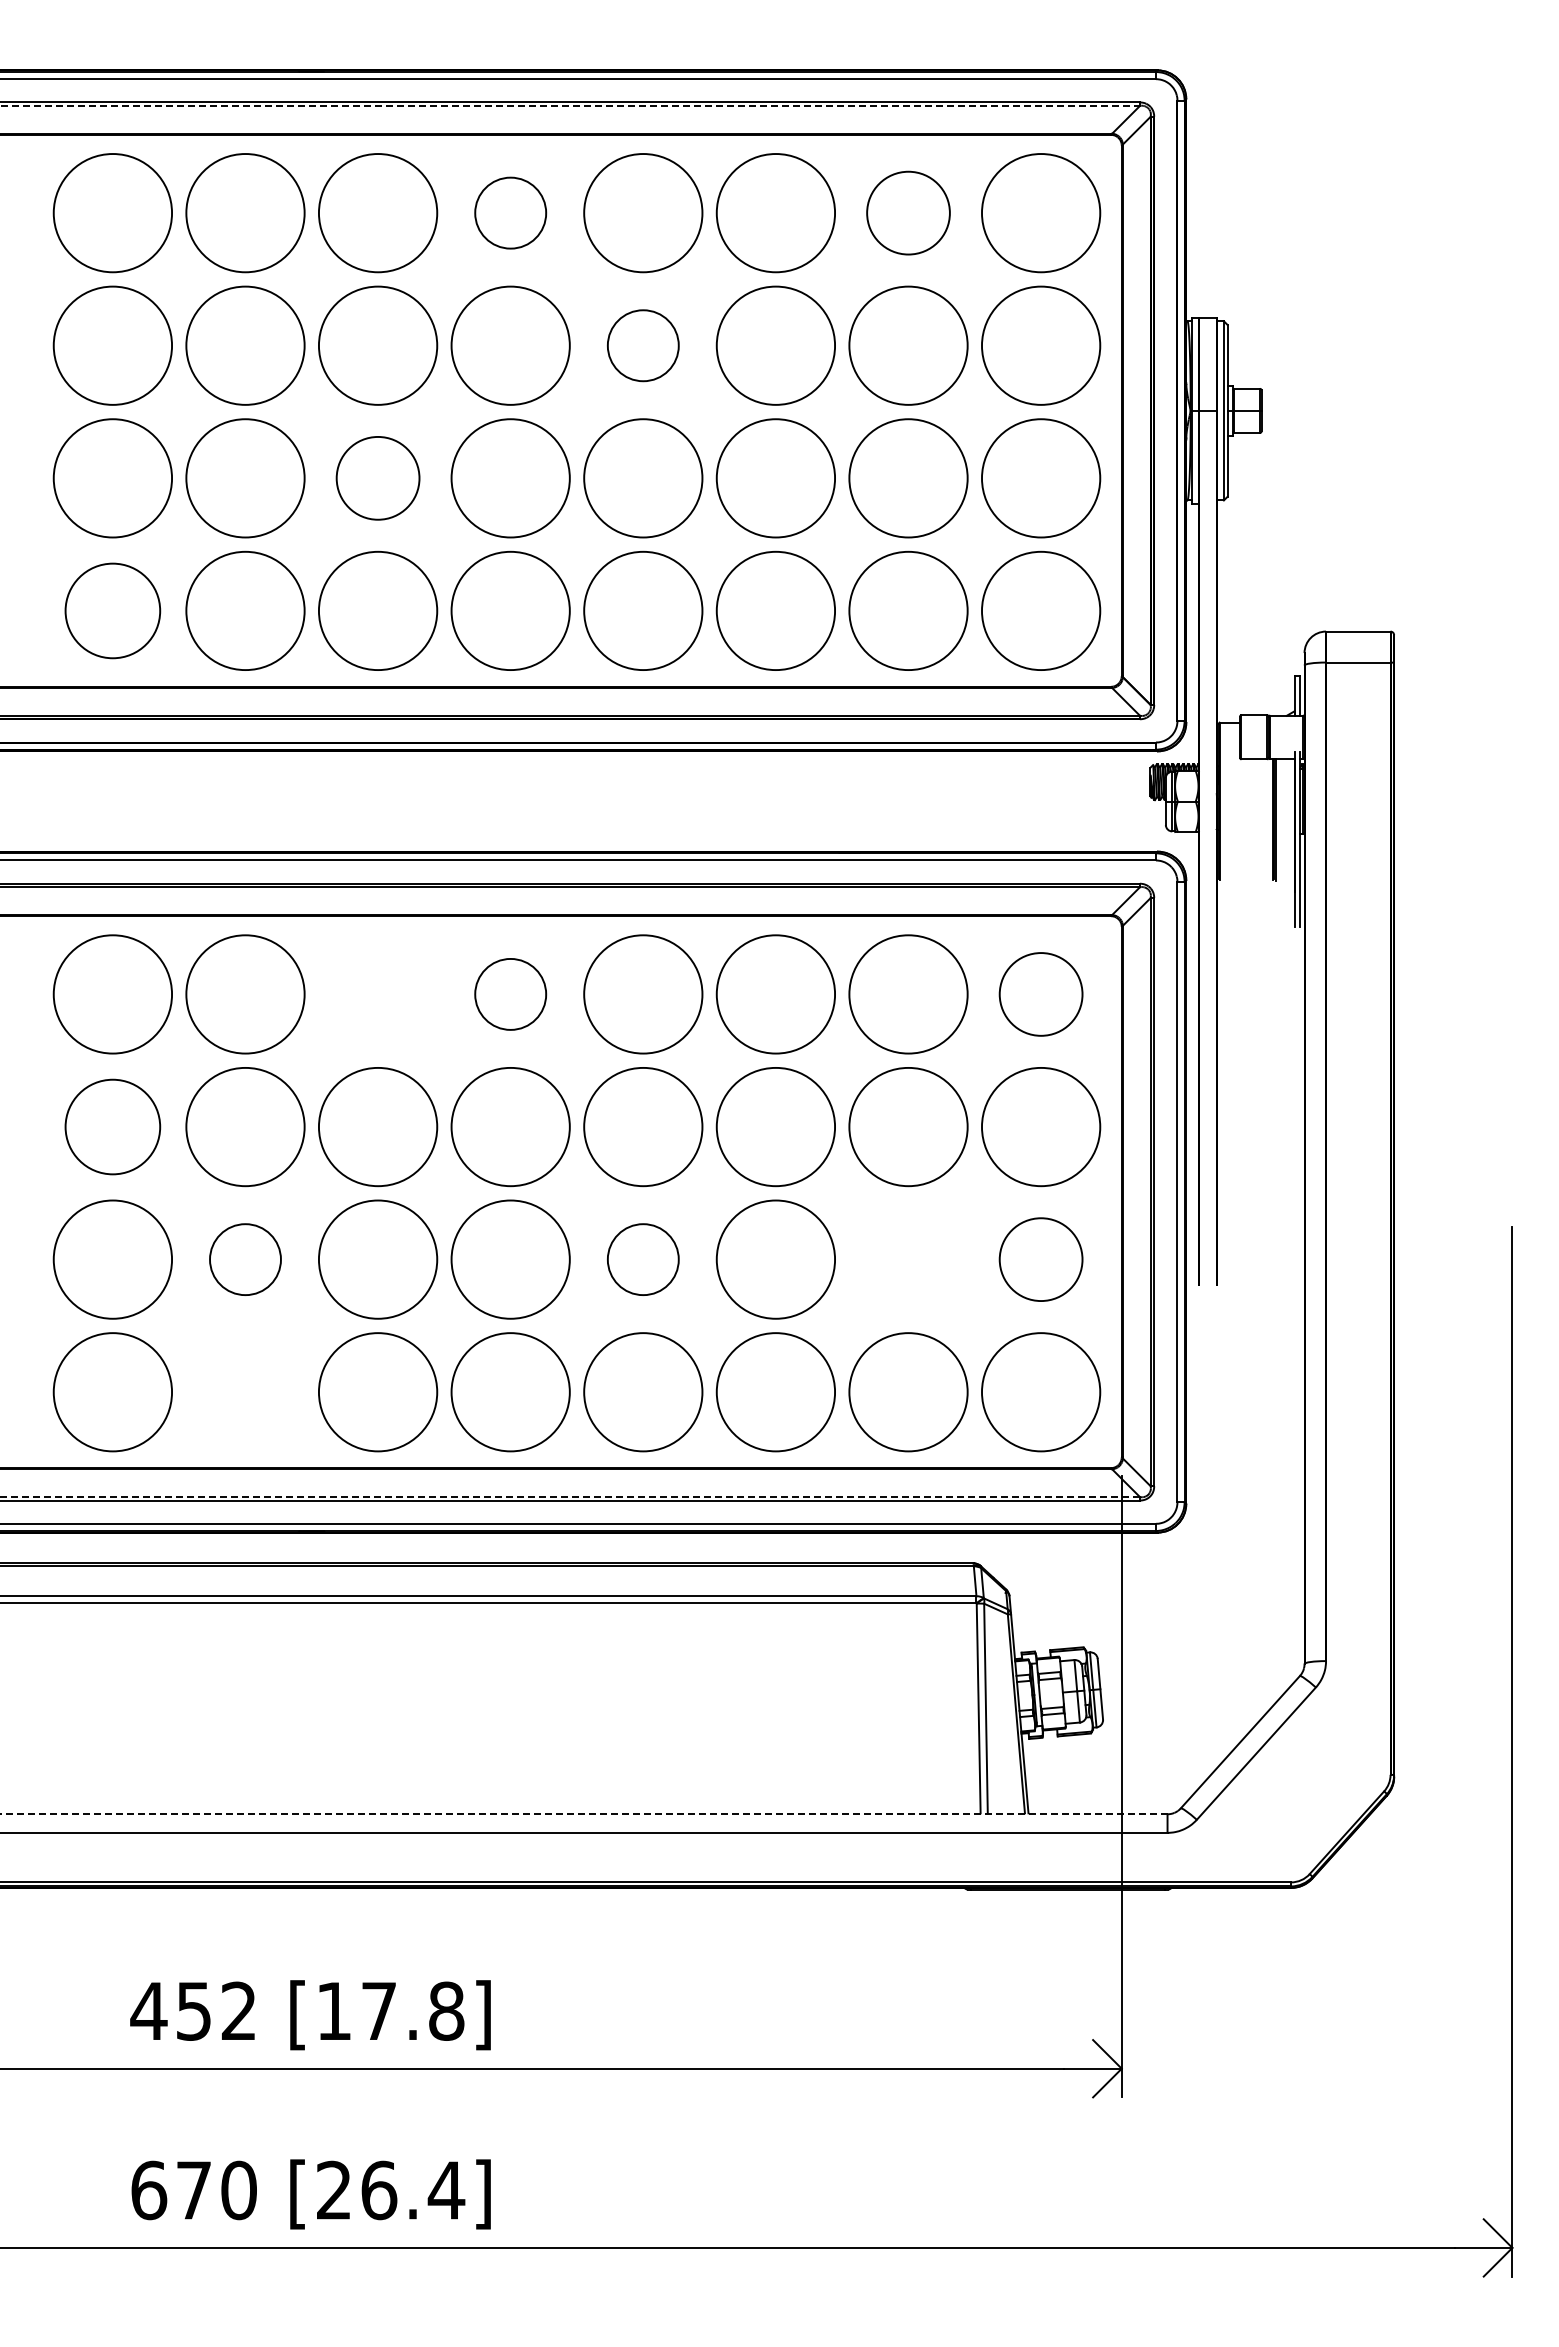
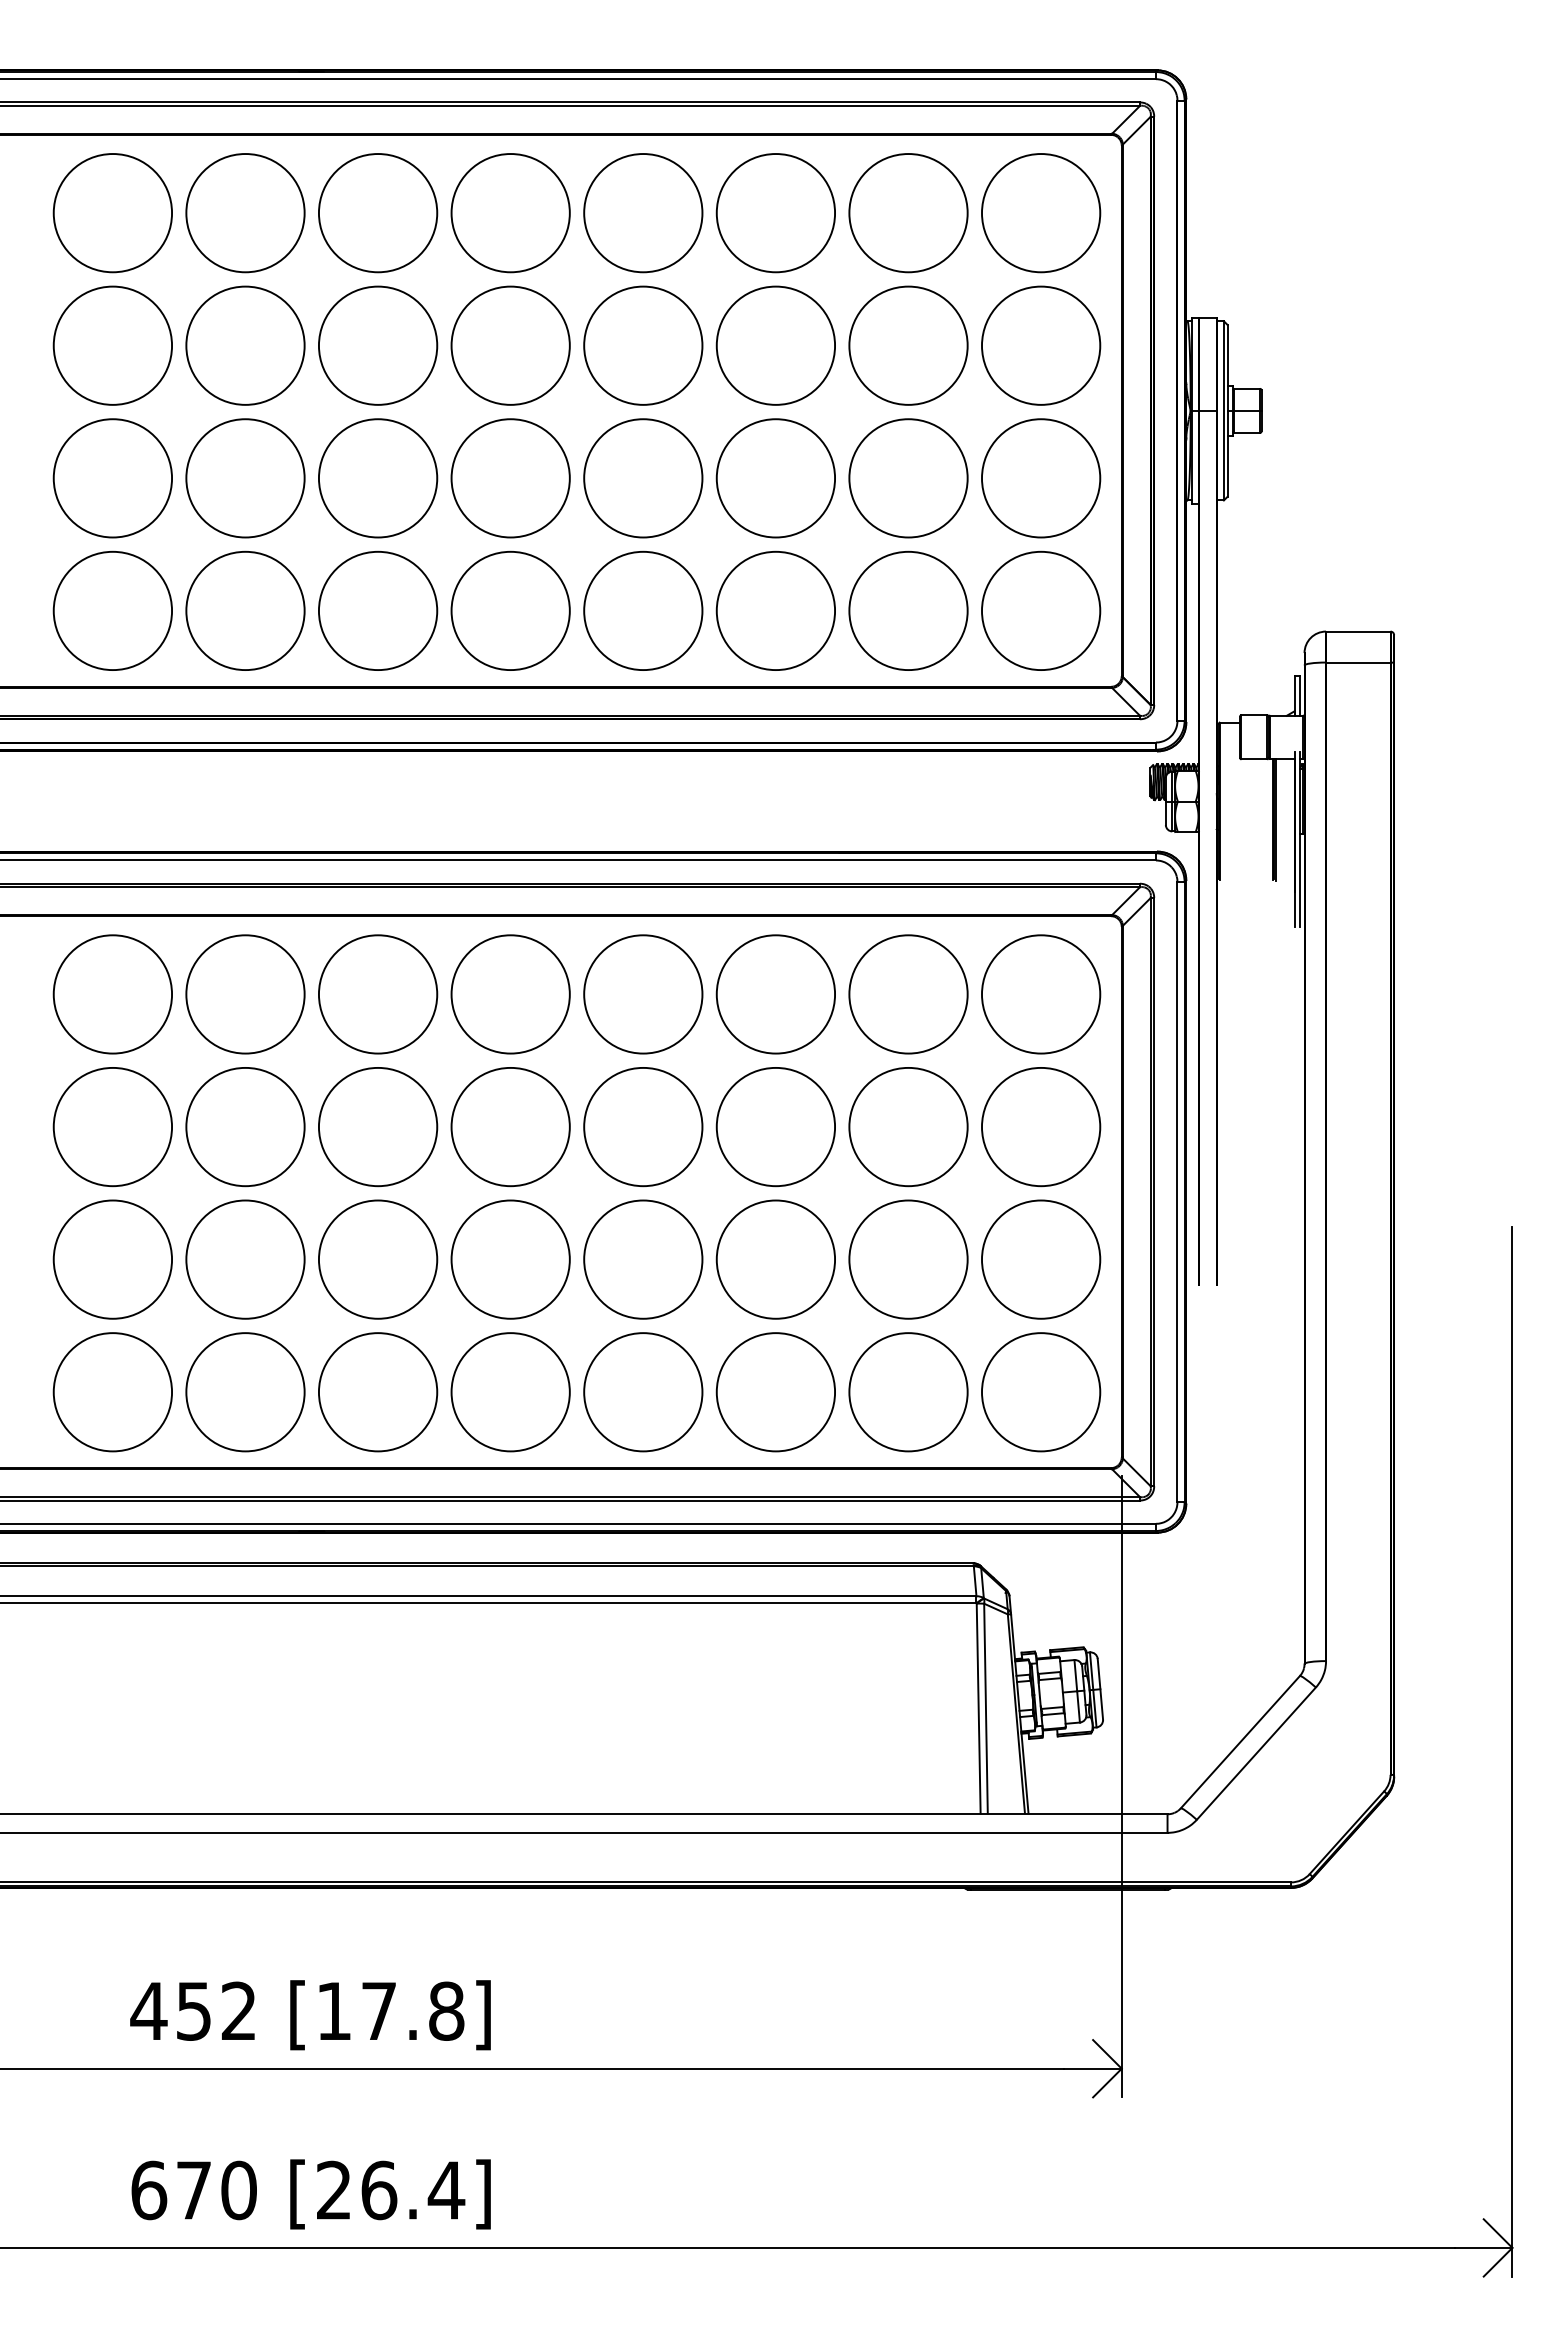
line: dashed -> solid (570, 106)
circle diameter: 71 px -> 118 px (510, 213)
circle diameter: 83 px -> 118 px (908, 213)
circle diameter: 71 px -> 118 px (643, 345)
circle diameter: 83 px -> 118 px (377, 478)
circle diameter: 95 px -> 118 px (112, 610)
circle diameter: 71 px -> 118 px (510, 994)
circle: none -> present (378, 994)
circle diameter: 83 px -> 118 px (1041, 994)
circle diameter: 95 px -> 118 px (112, 1126)
circle diameter: 71 px -> 118 px (245, 1259)
circle diameter: 71 px -> 118 px (643, 1259)
circle: none -> present (908, 1259)
circle diameter: 83 px -> 118 px (1041, 1259)
circle: none -> present (245, 1392)
line: dashed -> solid (570, 1496)
line: dashed -> solid (584, 1814)
